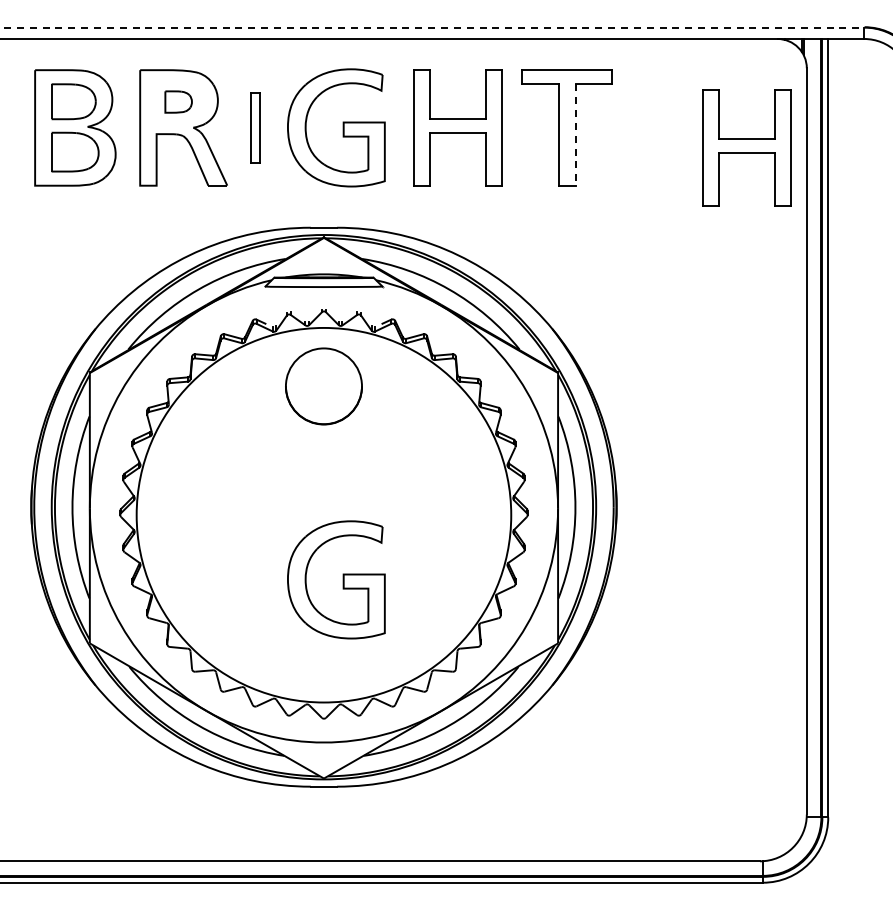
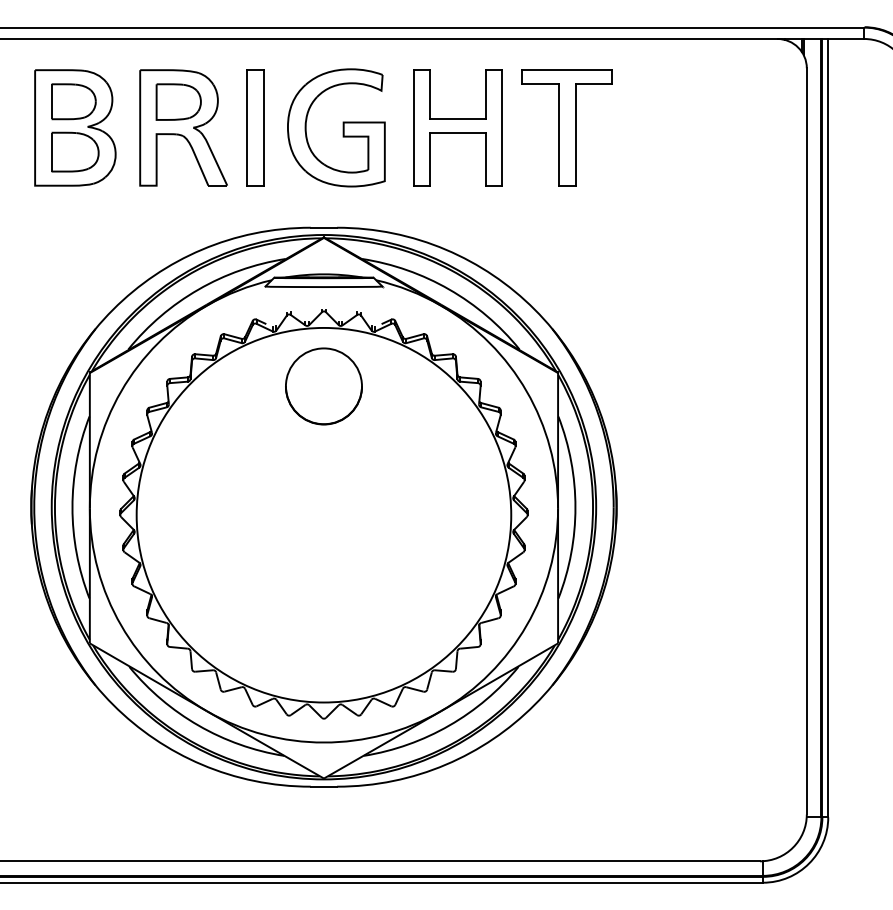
line: dashed -> solid (432, 27)
part size: 29x24 px -> 47x38 px (178, 101)
part size: 11x72 px -> 19x118 px (255, 127)
line: dashed -> solid (575, 135)
part: present -> none (746, 147)
part: present -> none (336, 579)
